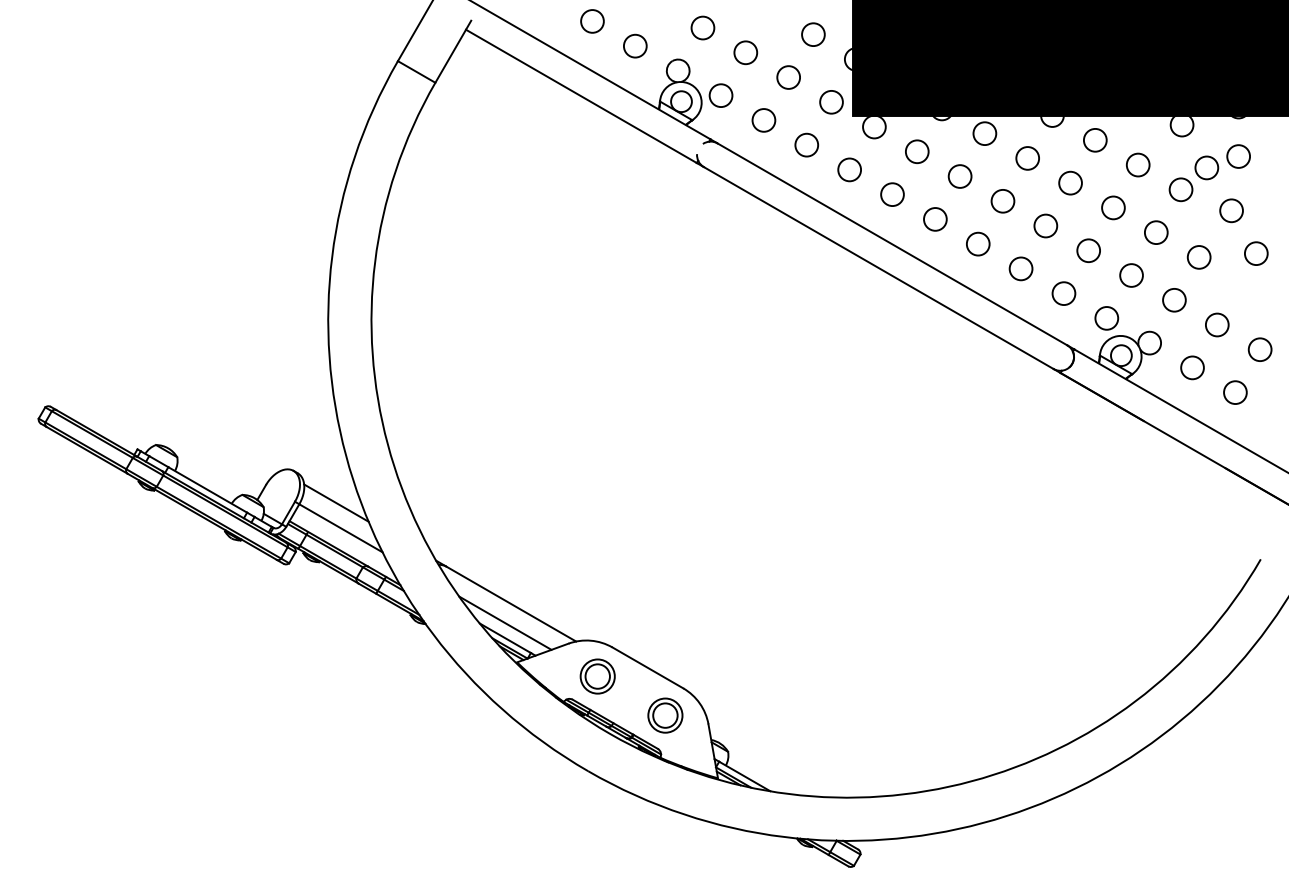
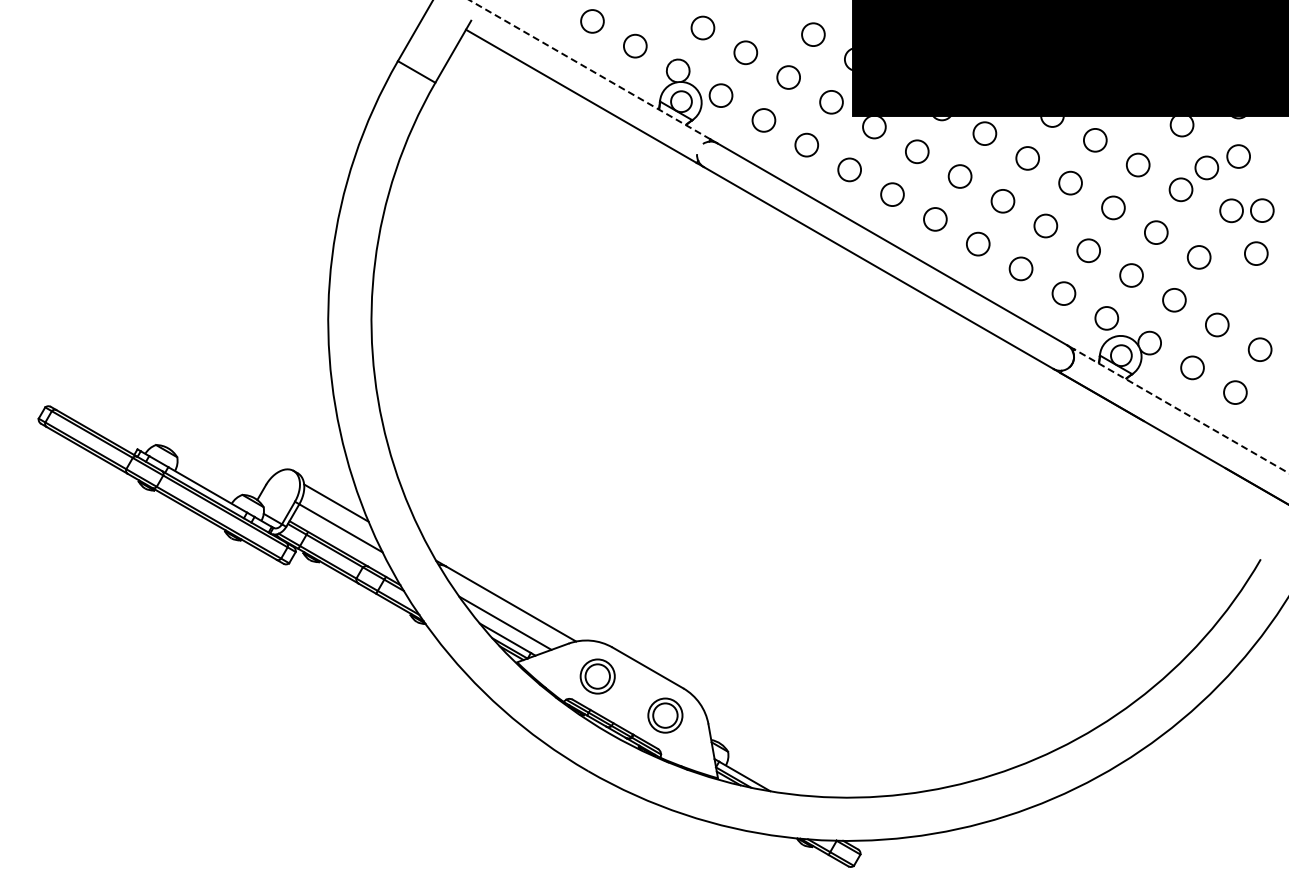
line: solid -> dashed (590, 69)
circle: none -> present (1262, 210)
line: solid -> dashed (1180, 410)
